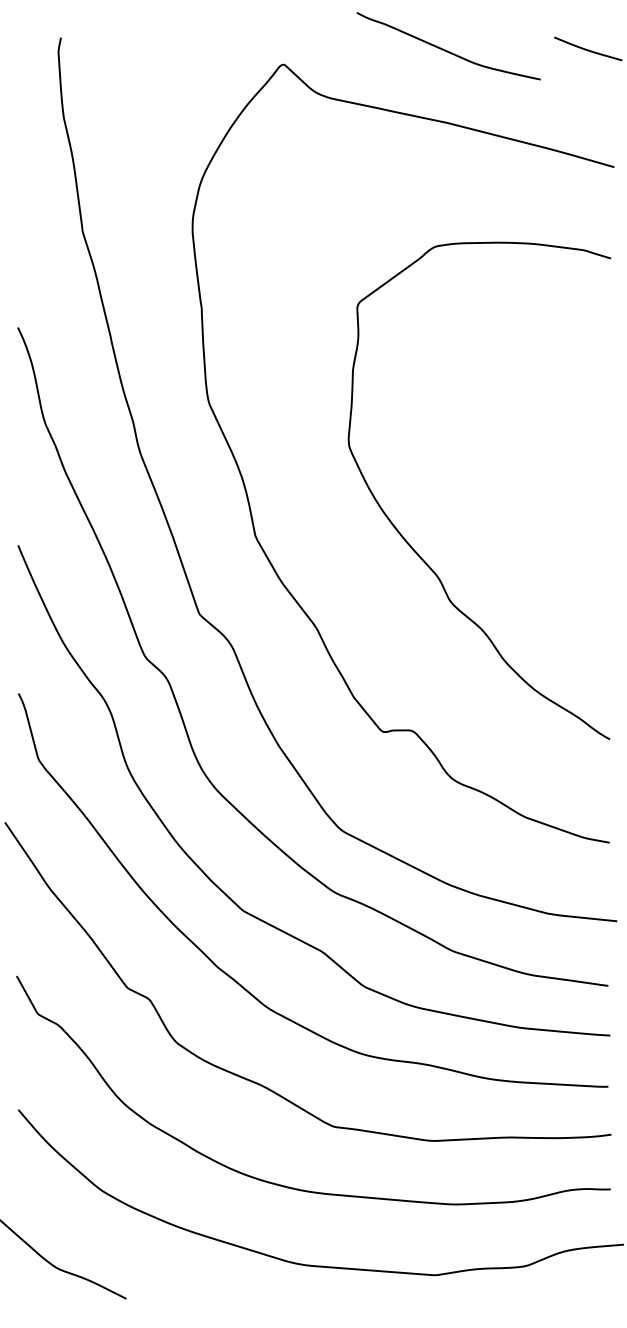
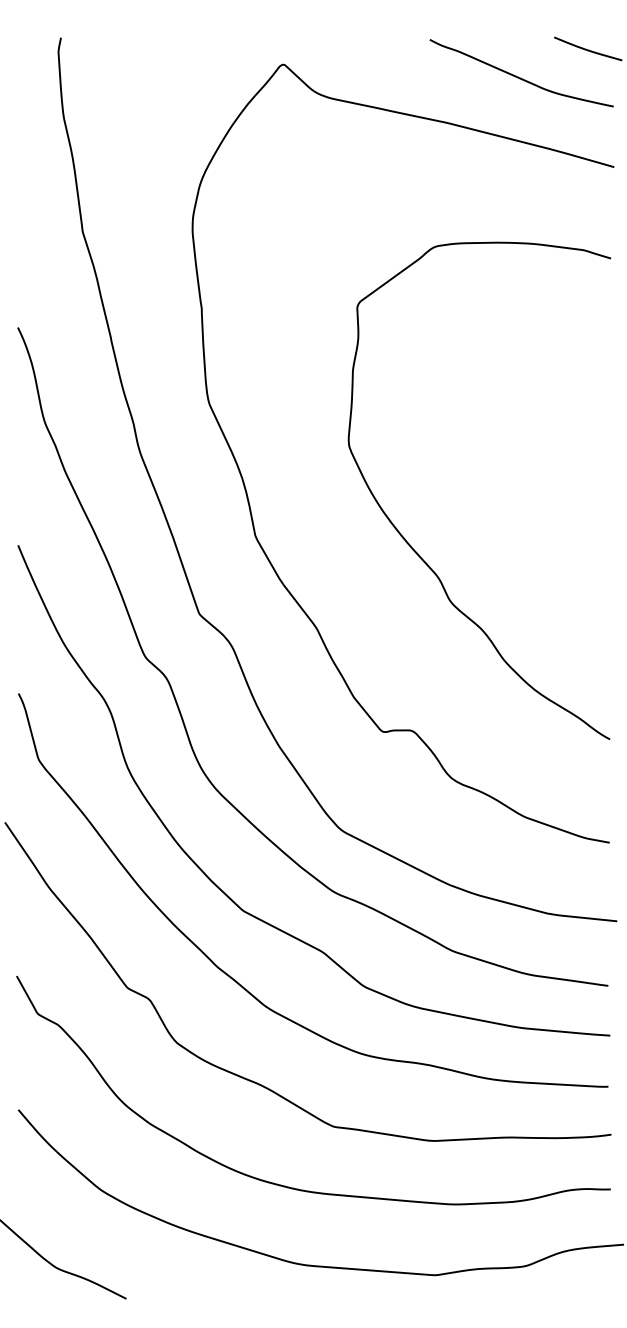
curve position: (447, 50) -> (520, 77) (520, 77)
